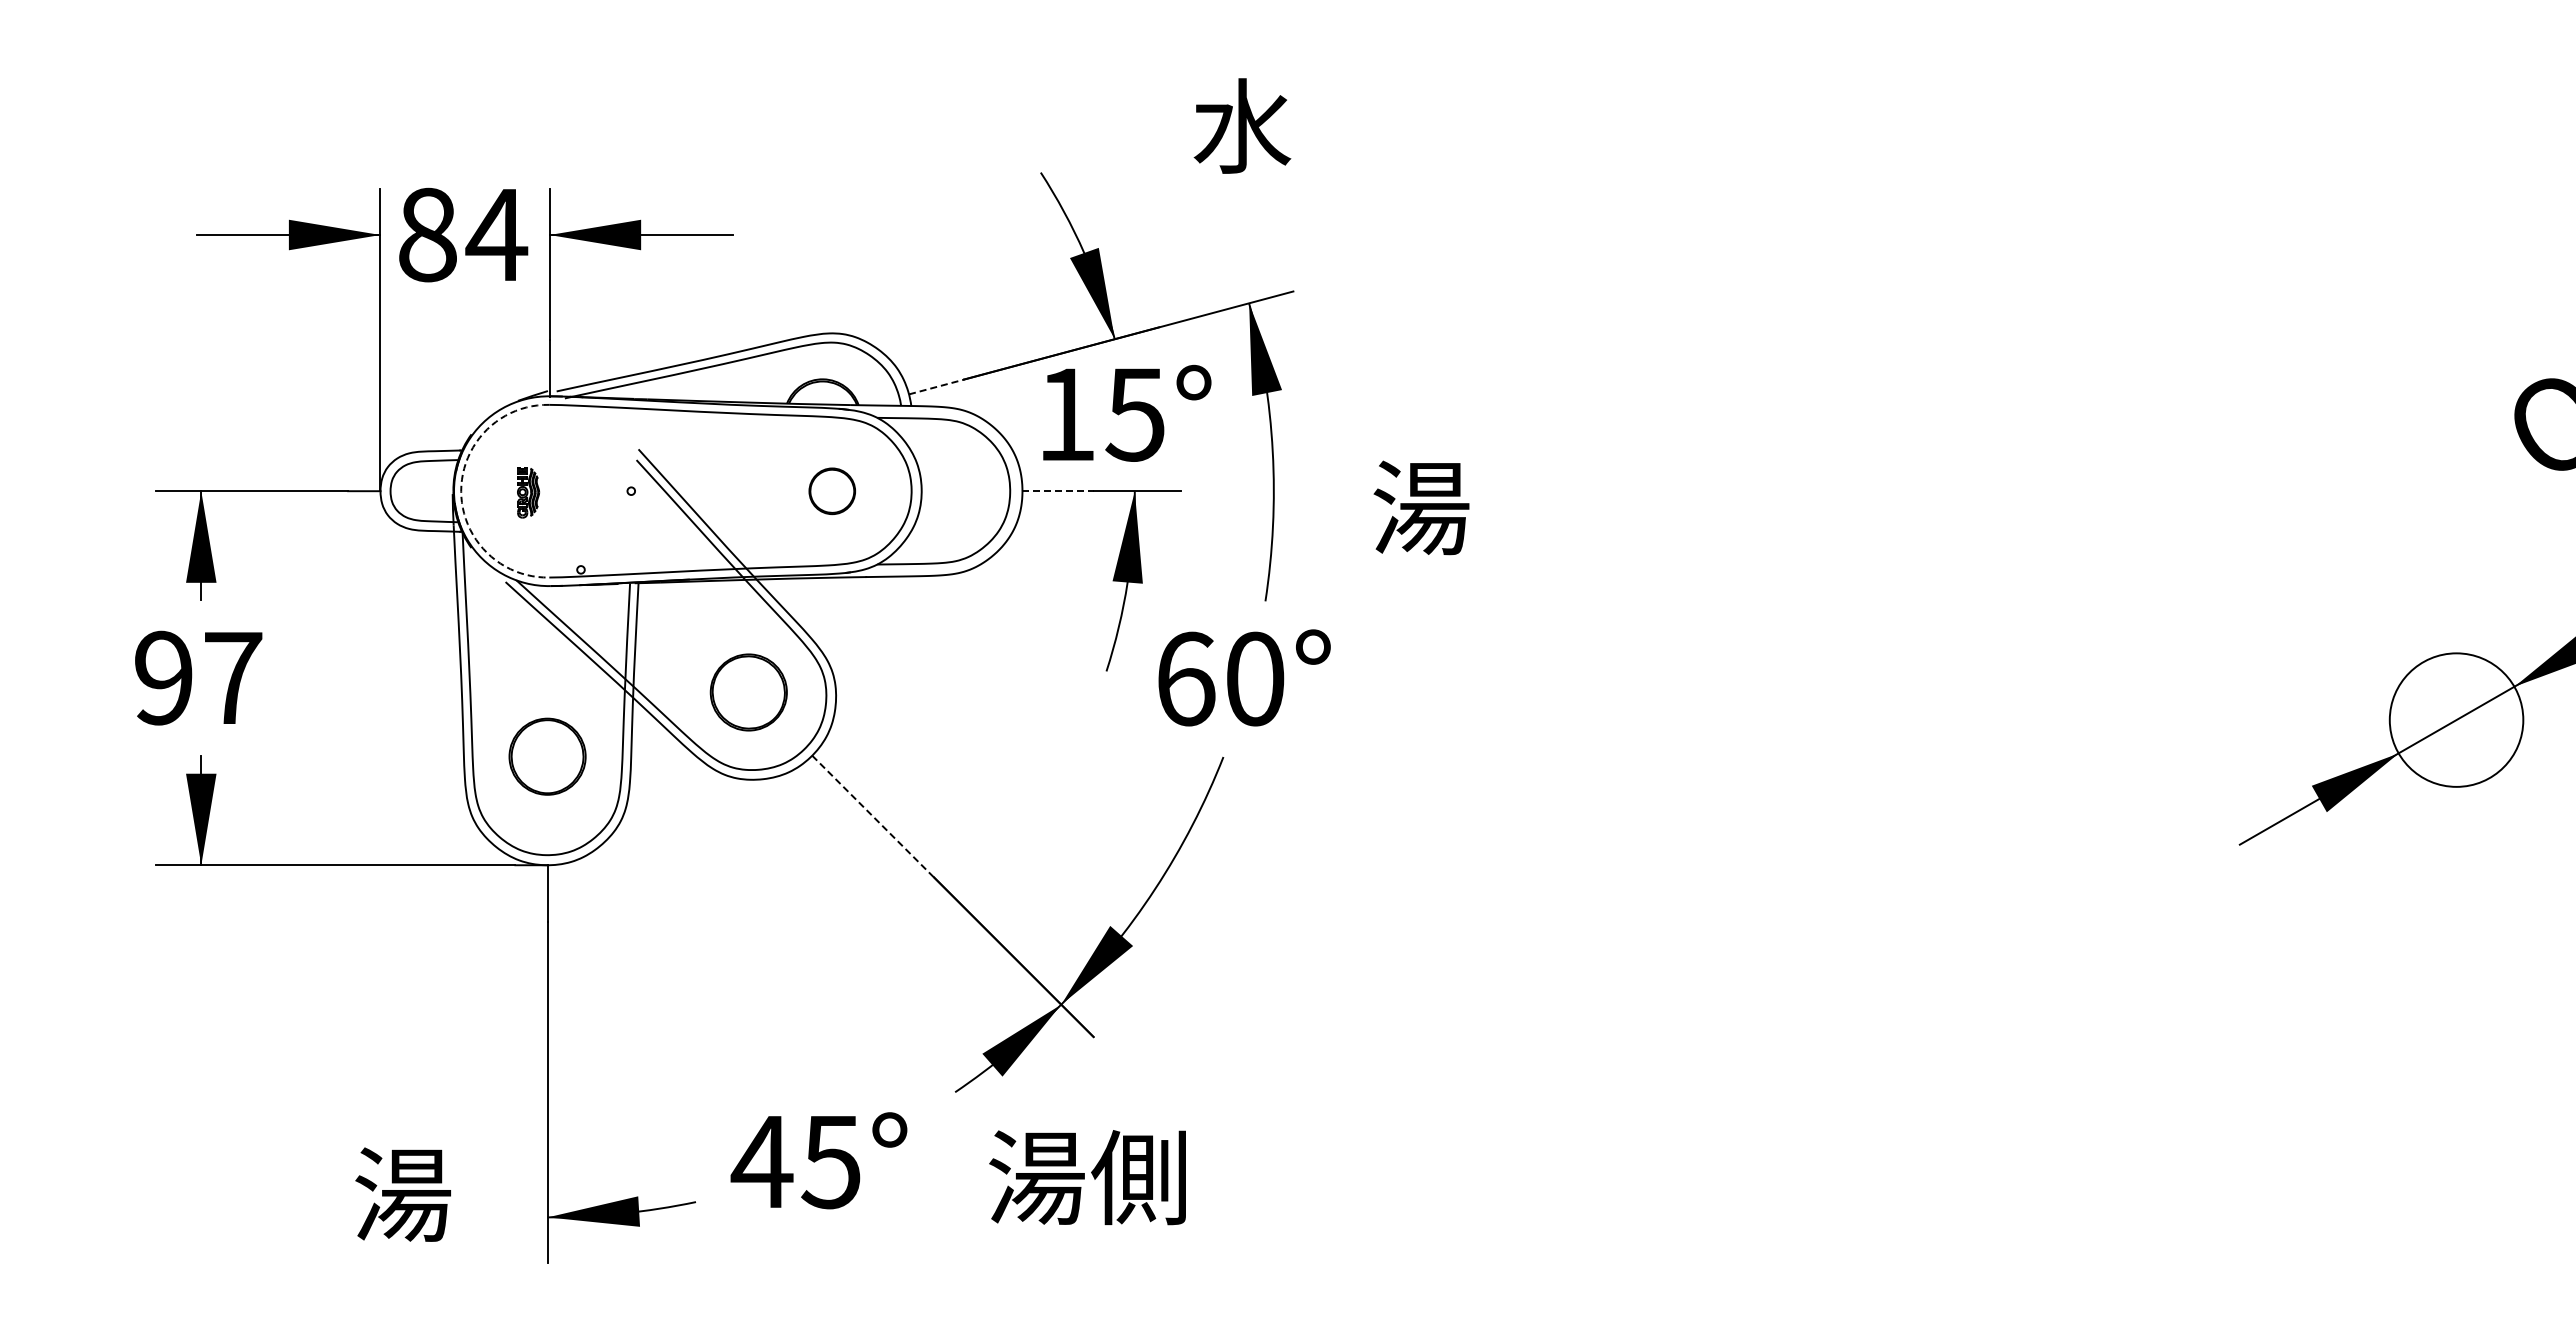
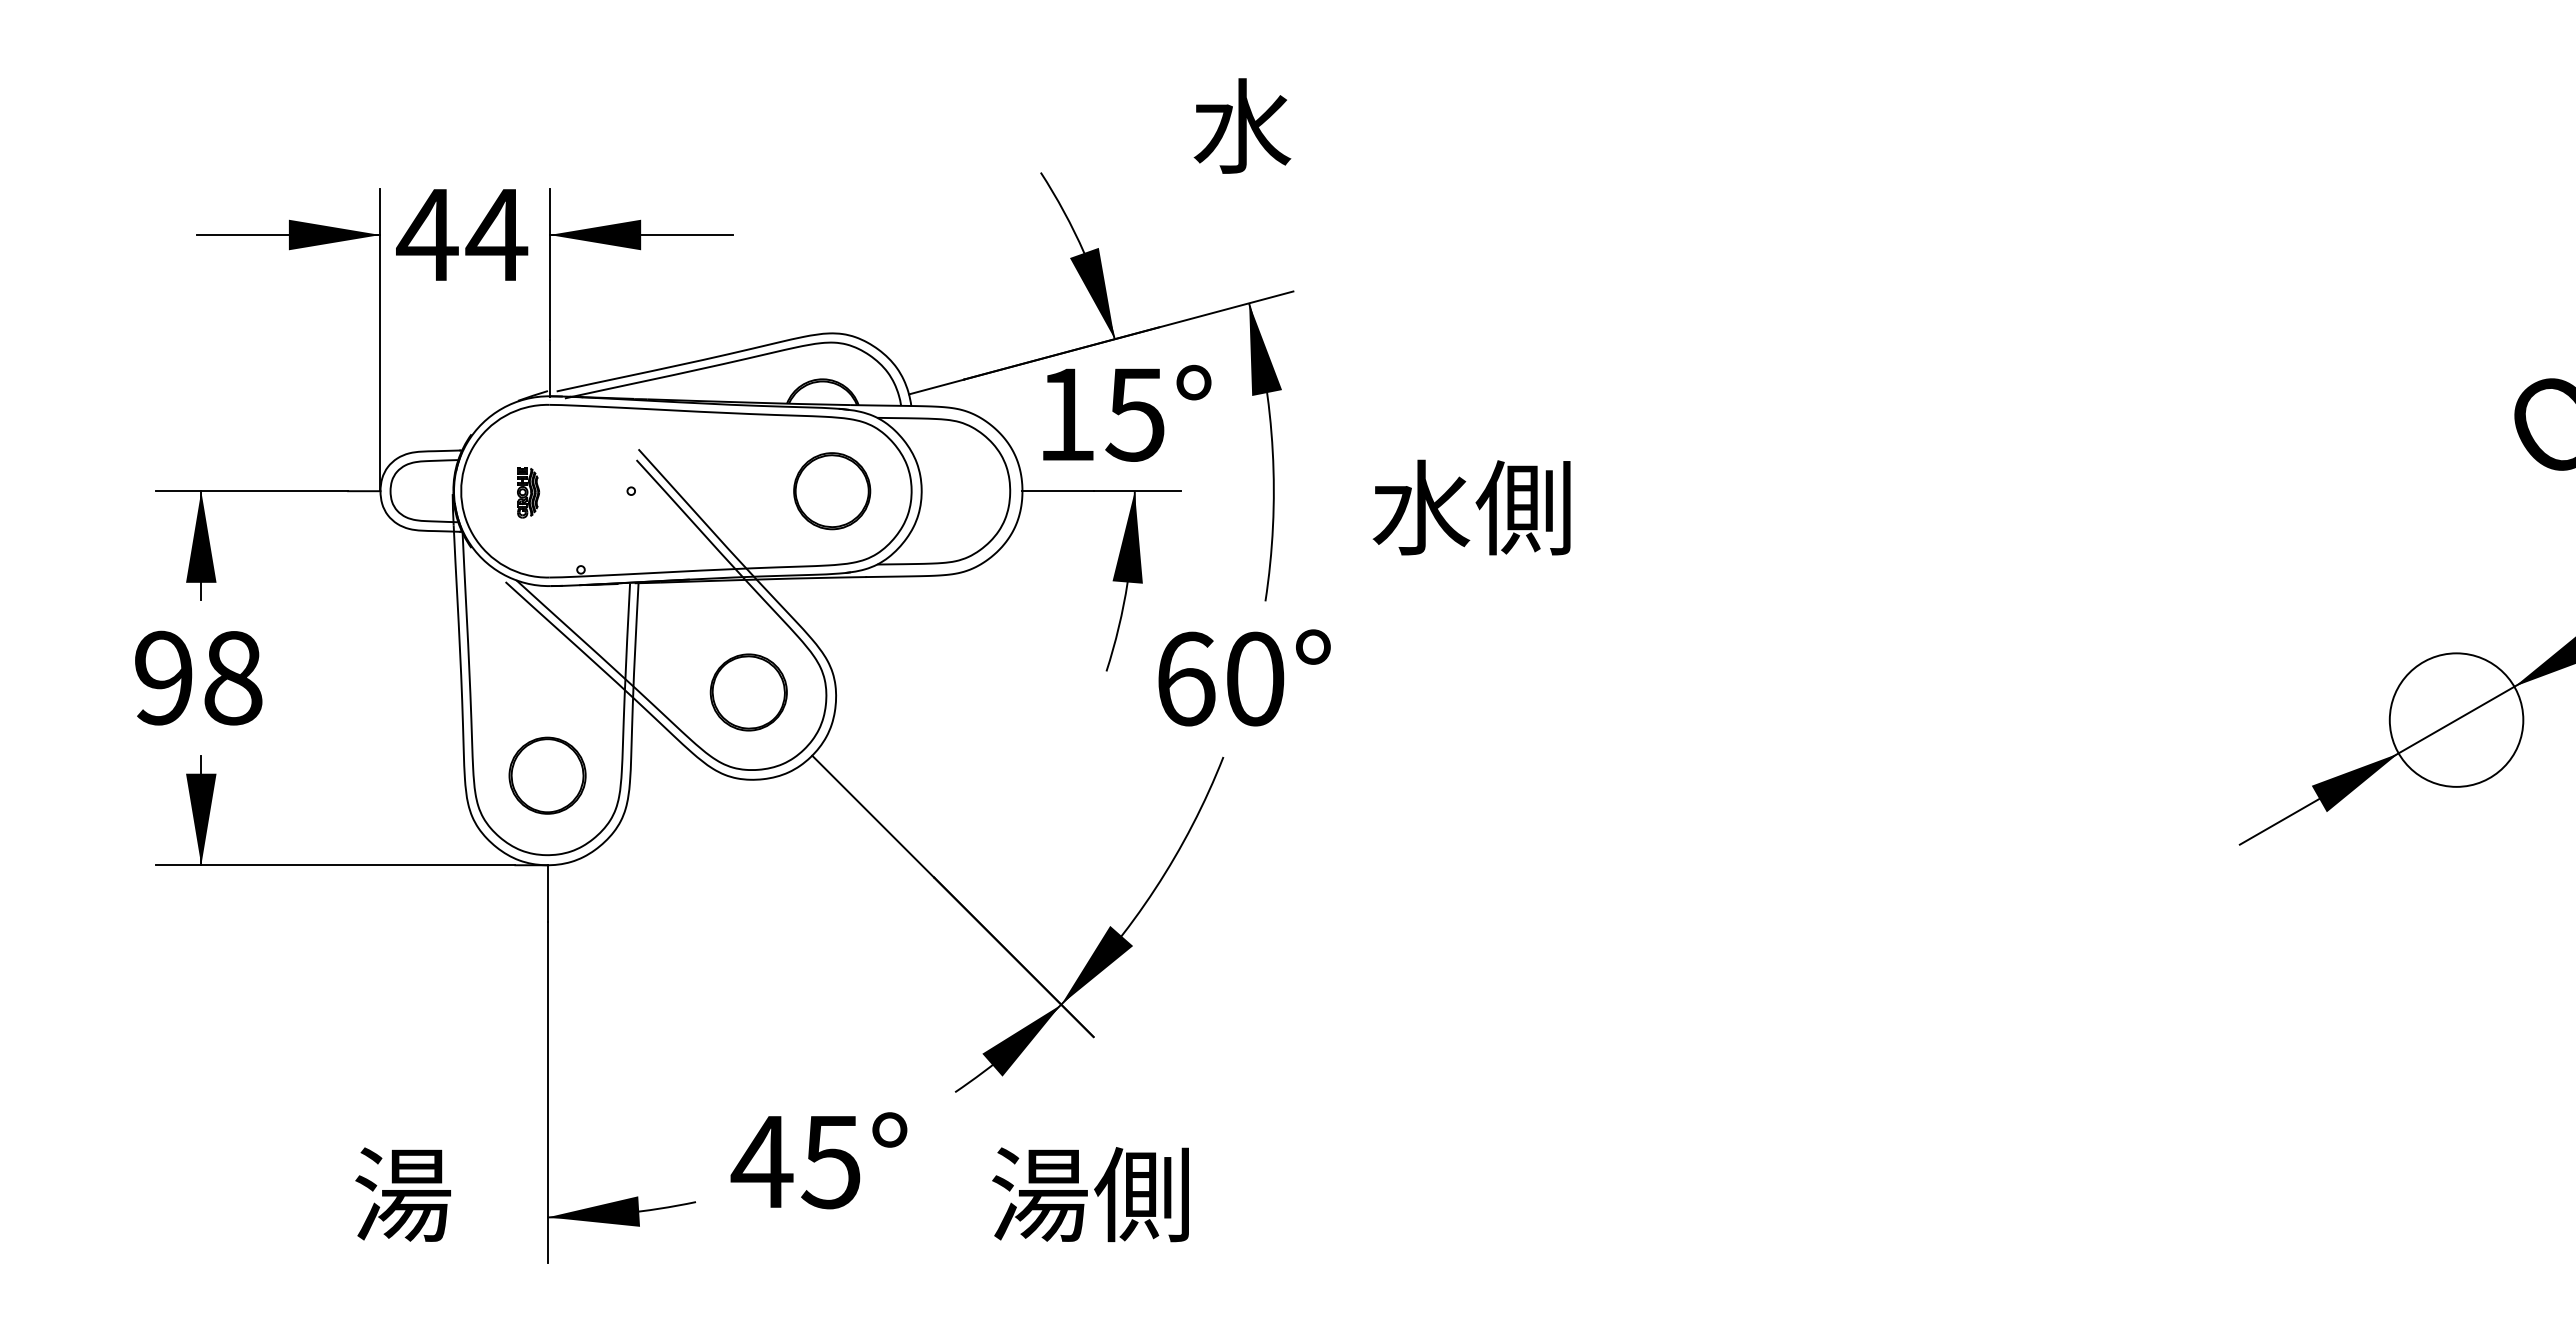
text: 84 -> 44 (427, 234)
line: dashed -> solid (936, 387)
arc: dashed -> solid (461, 491)
part size: 48x49 px -> 79x79 px (832, 491)
line: dashed -> solid (1058, 491)
text: 湯 -> 水側 (1471, 507)
text: 97 -> 98 (233, 678)
part position: (547, 756) -> (547, 775) (547, 775)
line: dashed -> solid (873, 817)
text position: (1087, 1177) -> (1090, 1194) (1090, 1194)
